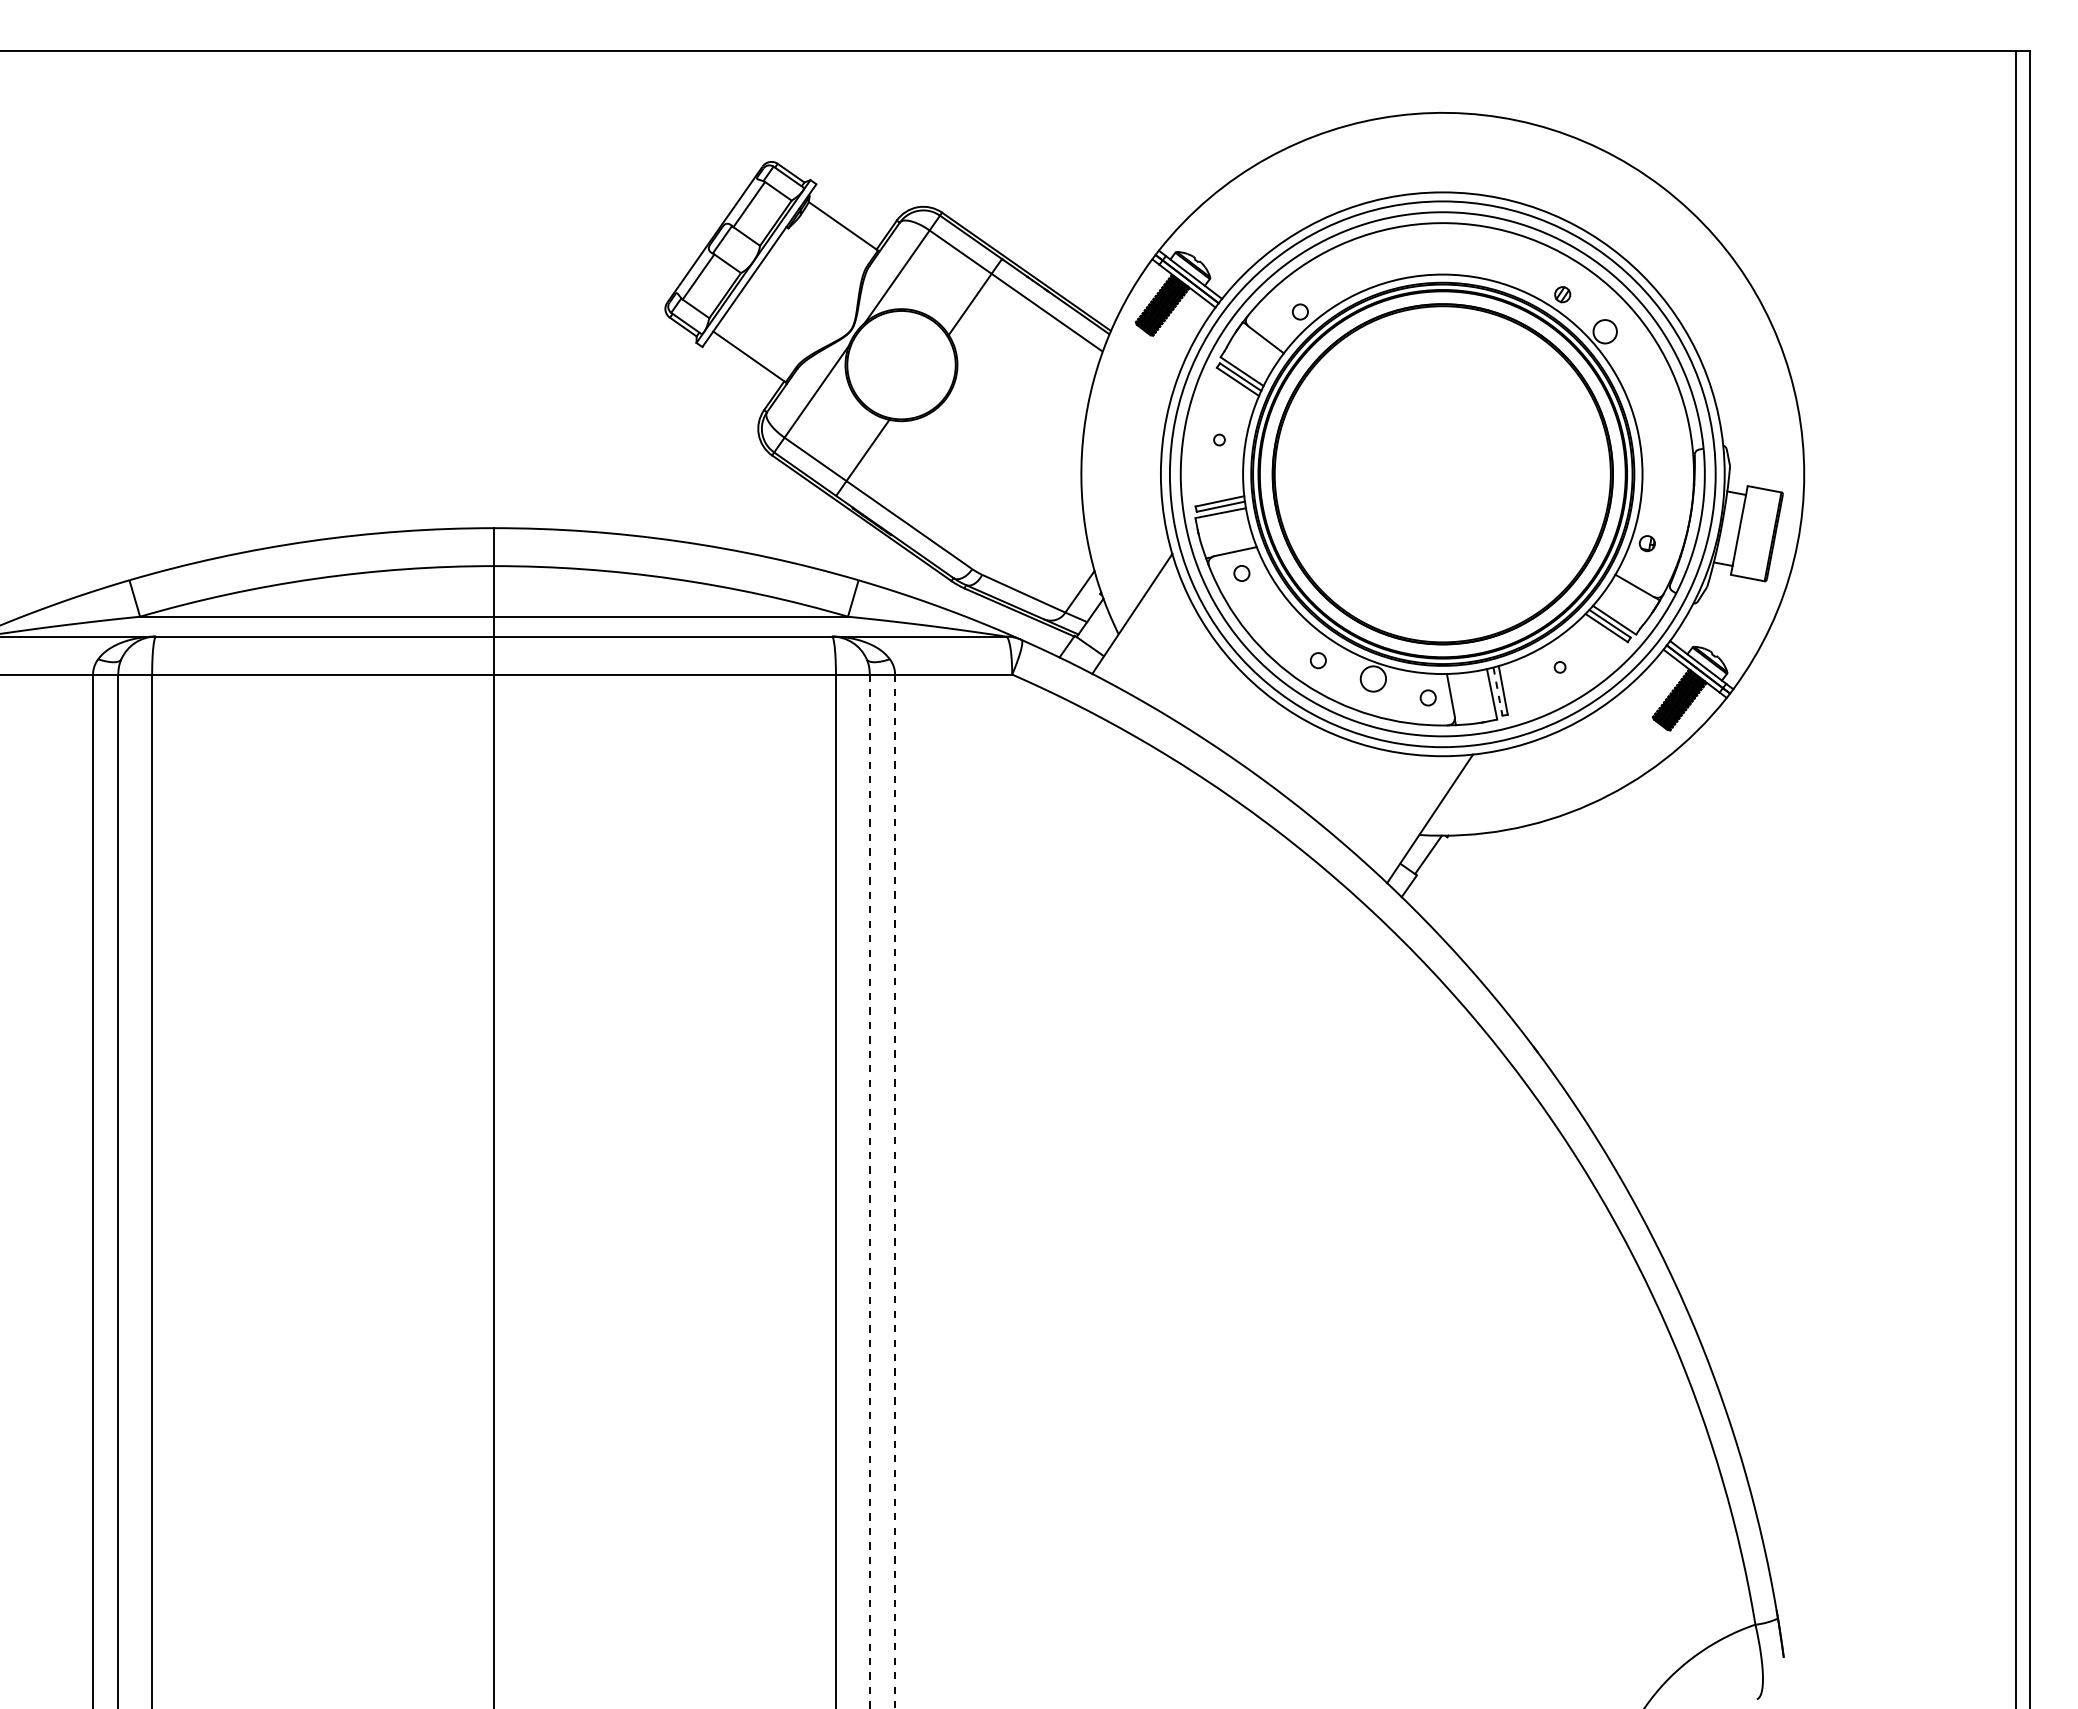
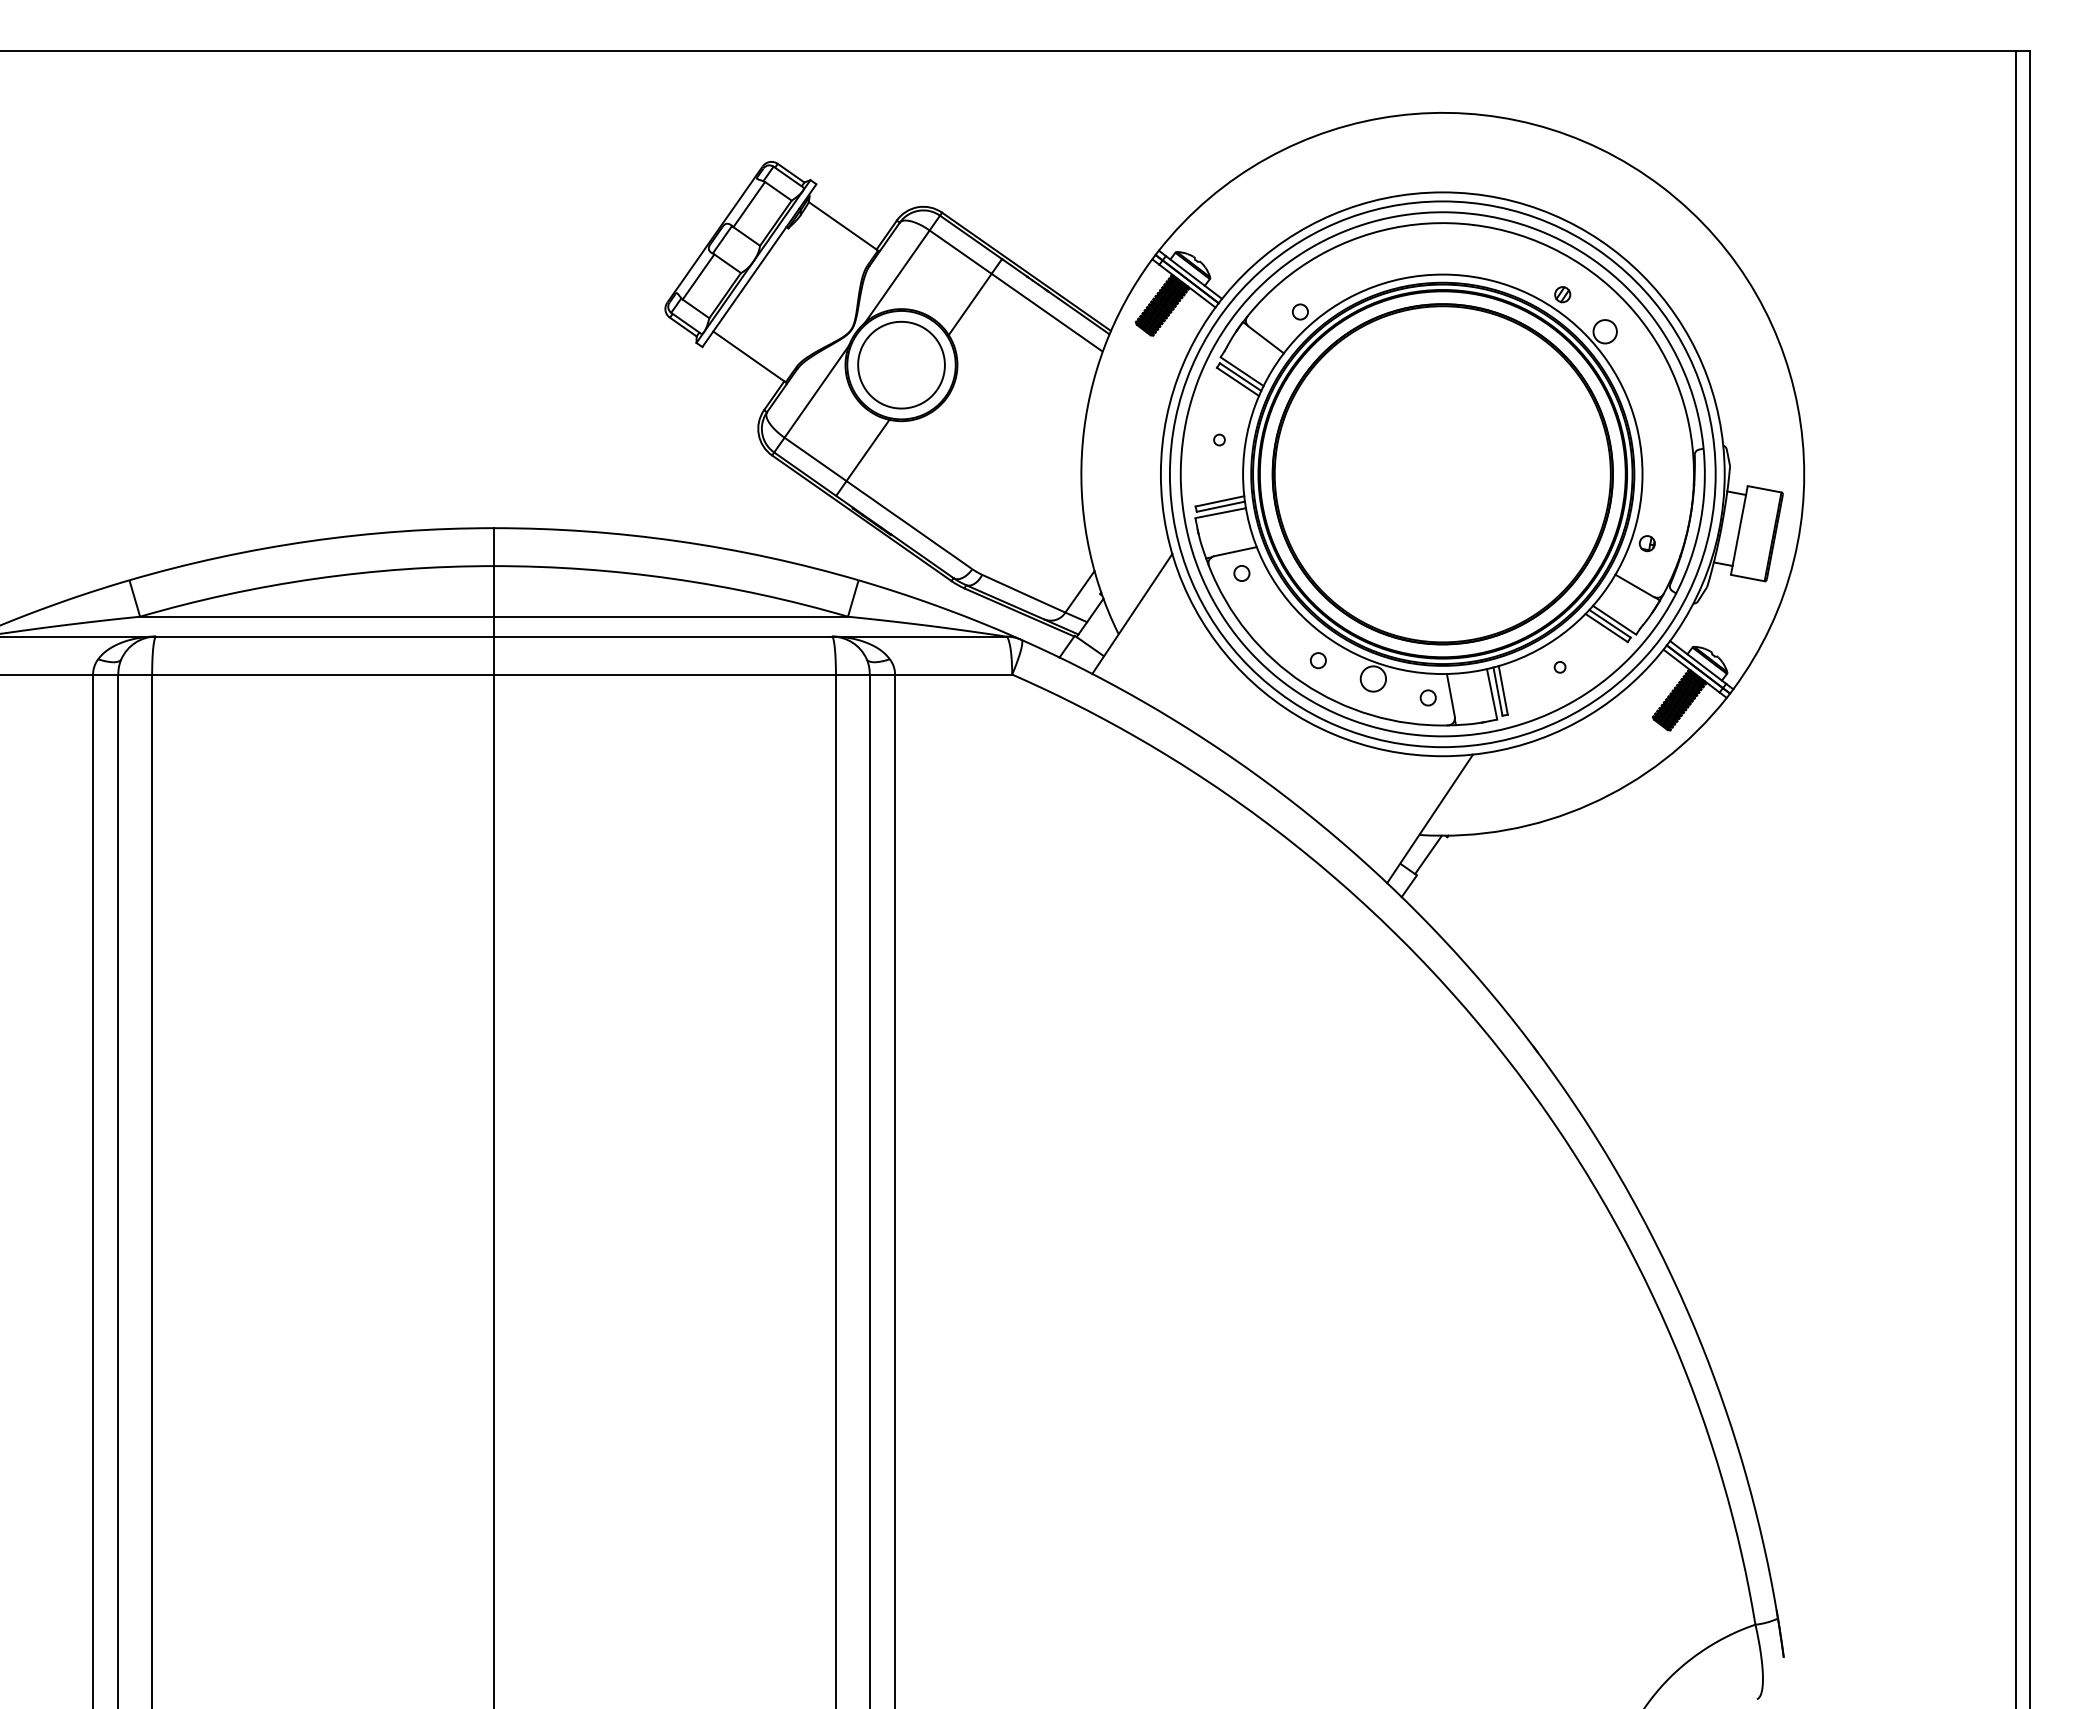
part: none -> present (901, 364)
line: dashed -> solid (1497, 691)
line: dashed -> solid (869, 1191)
line: dashed -> solid (895, 1191)
